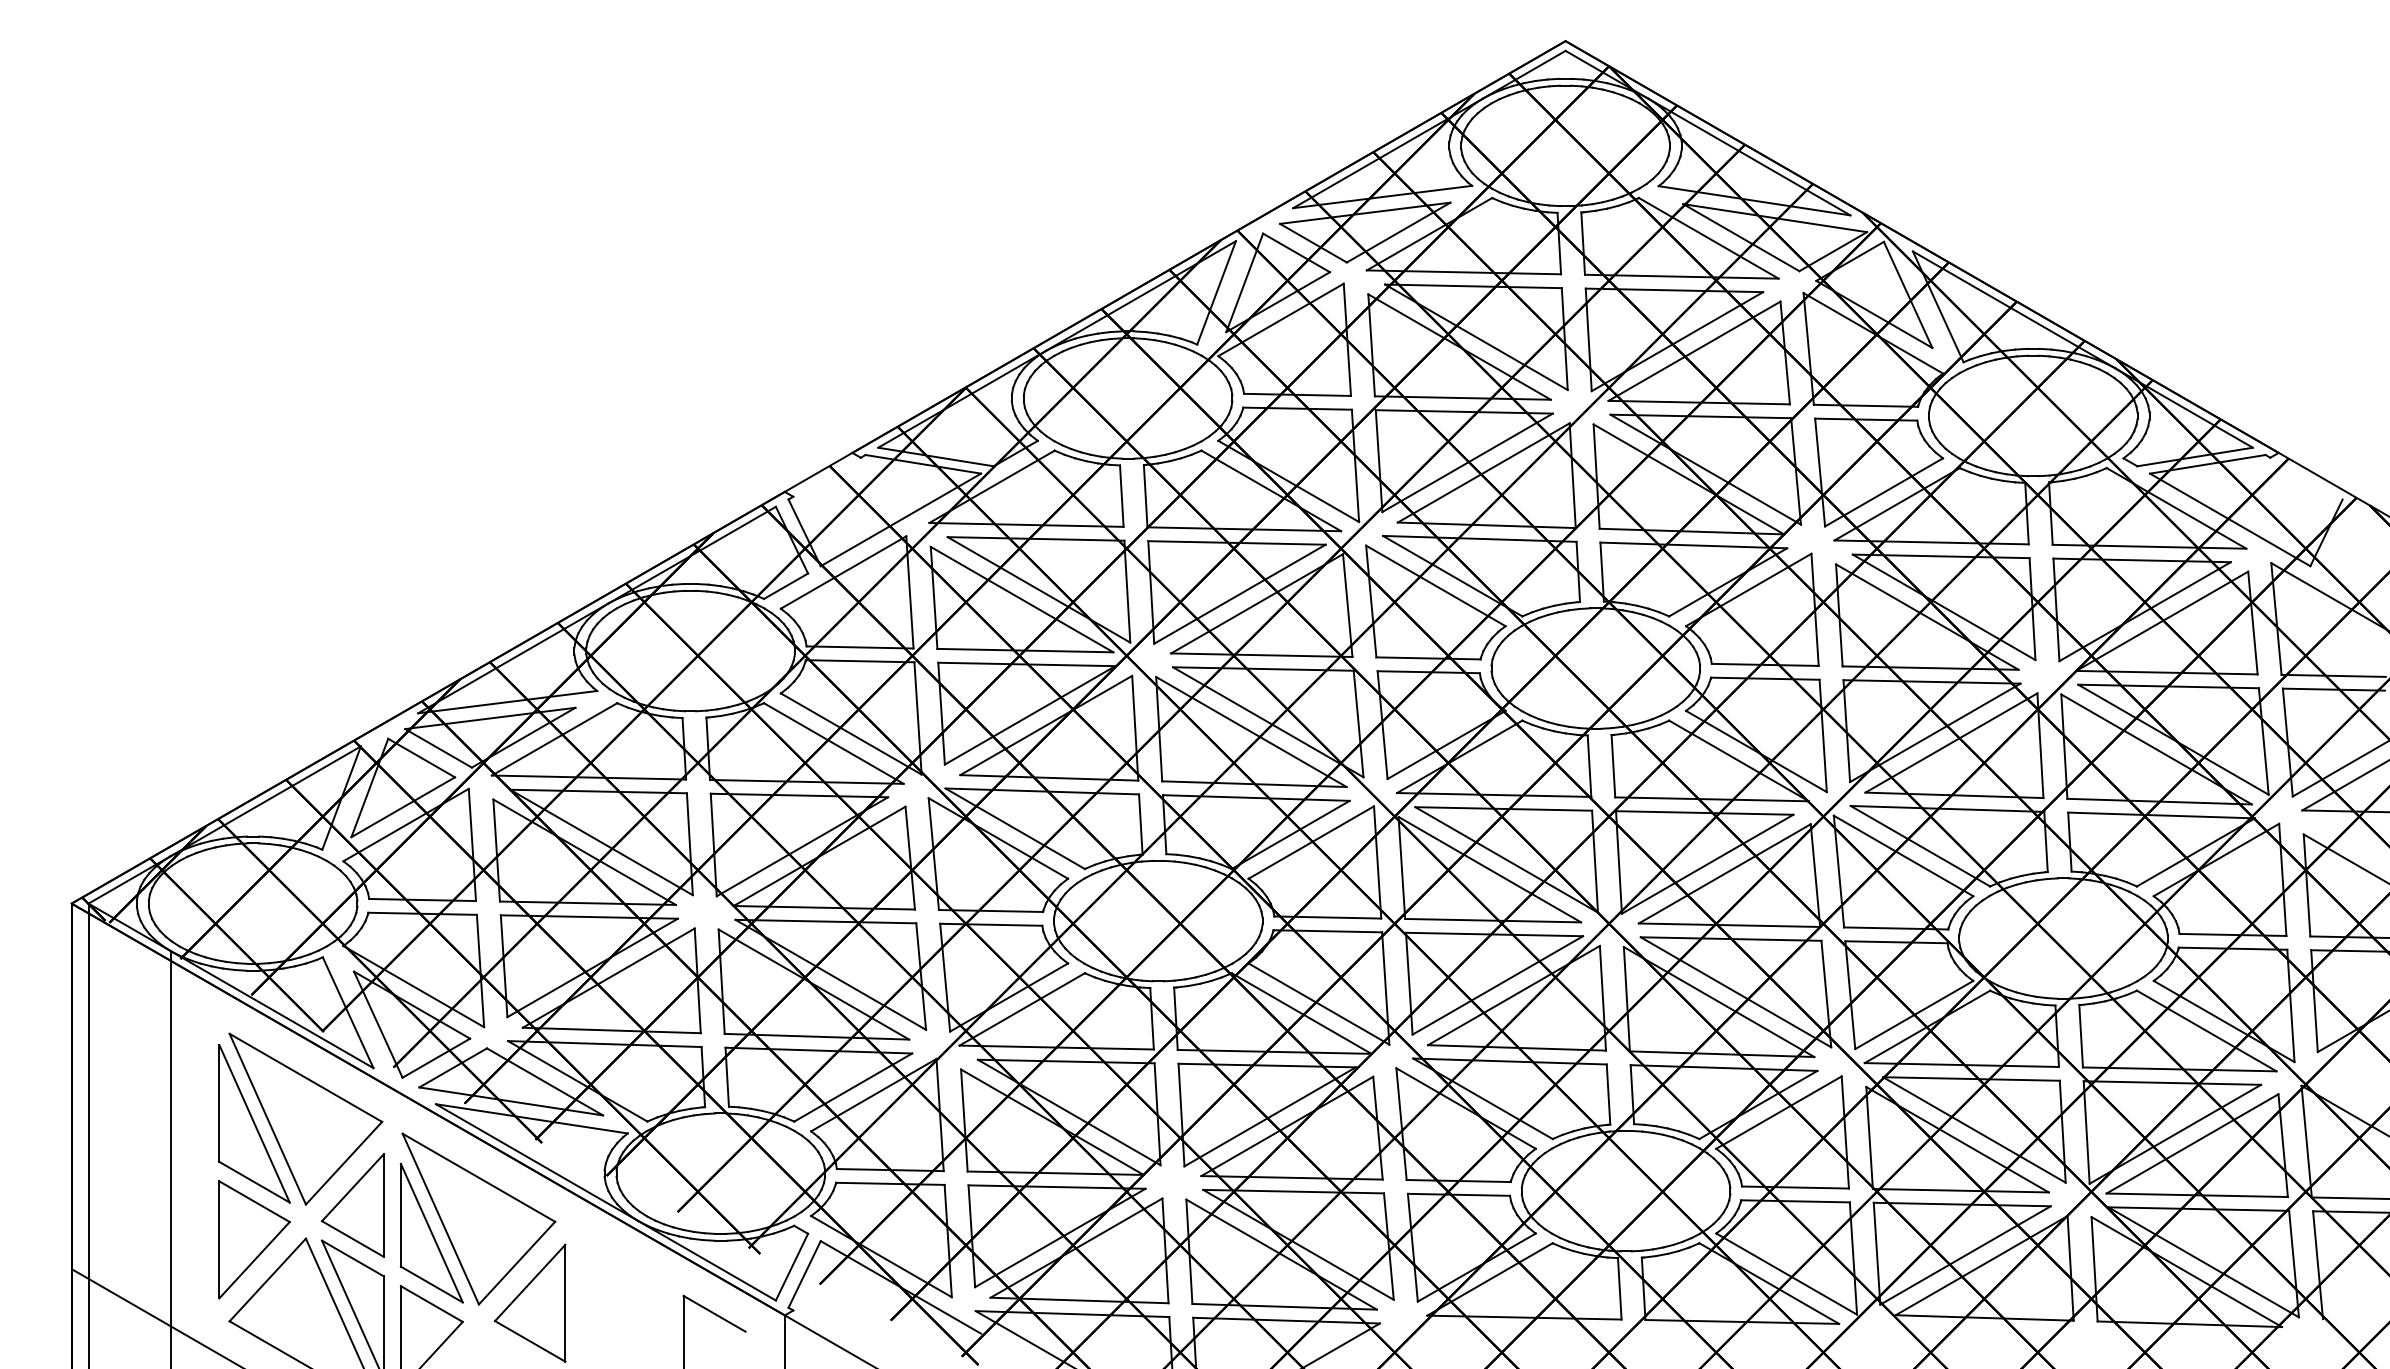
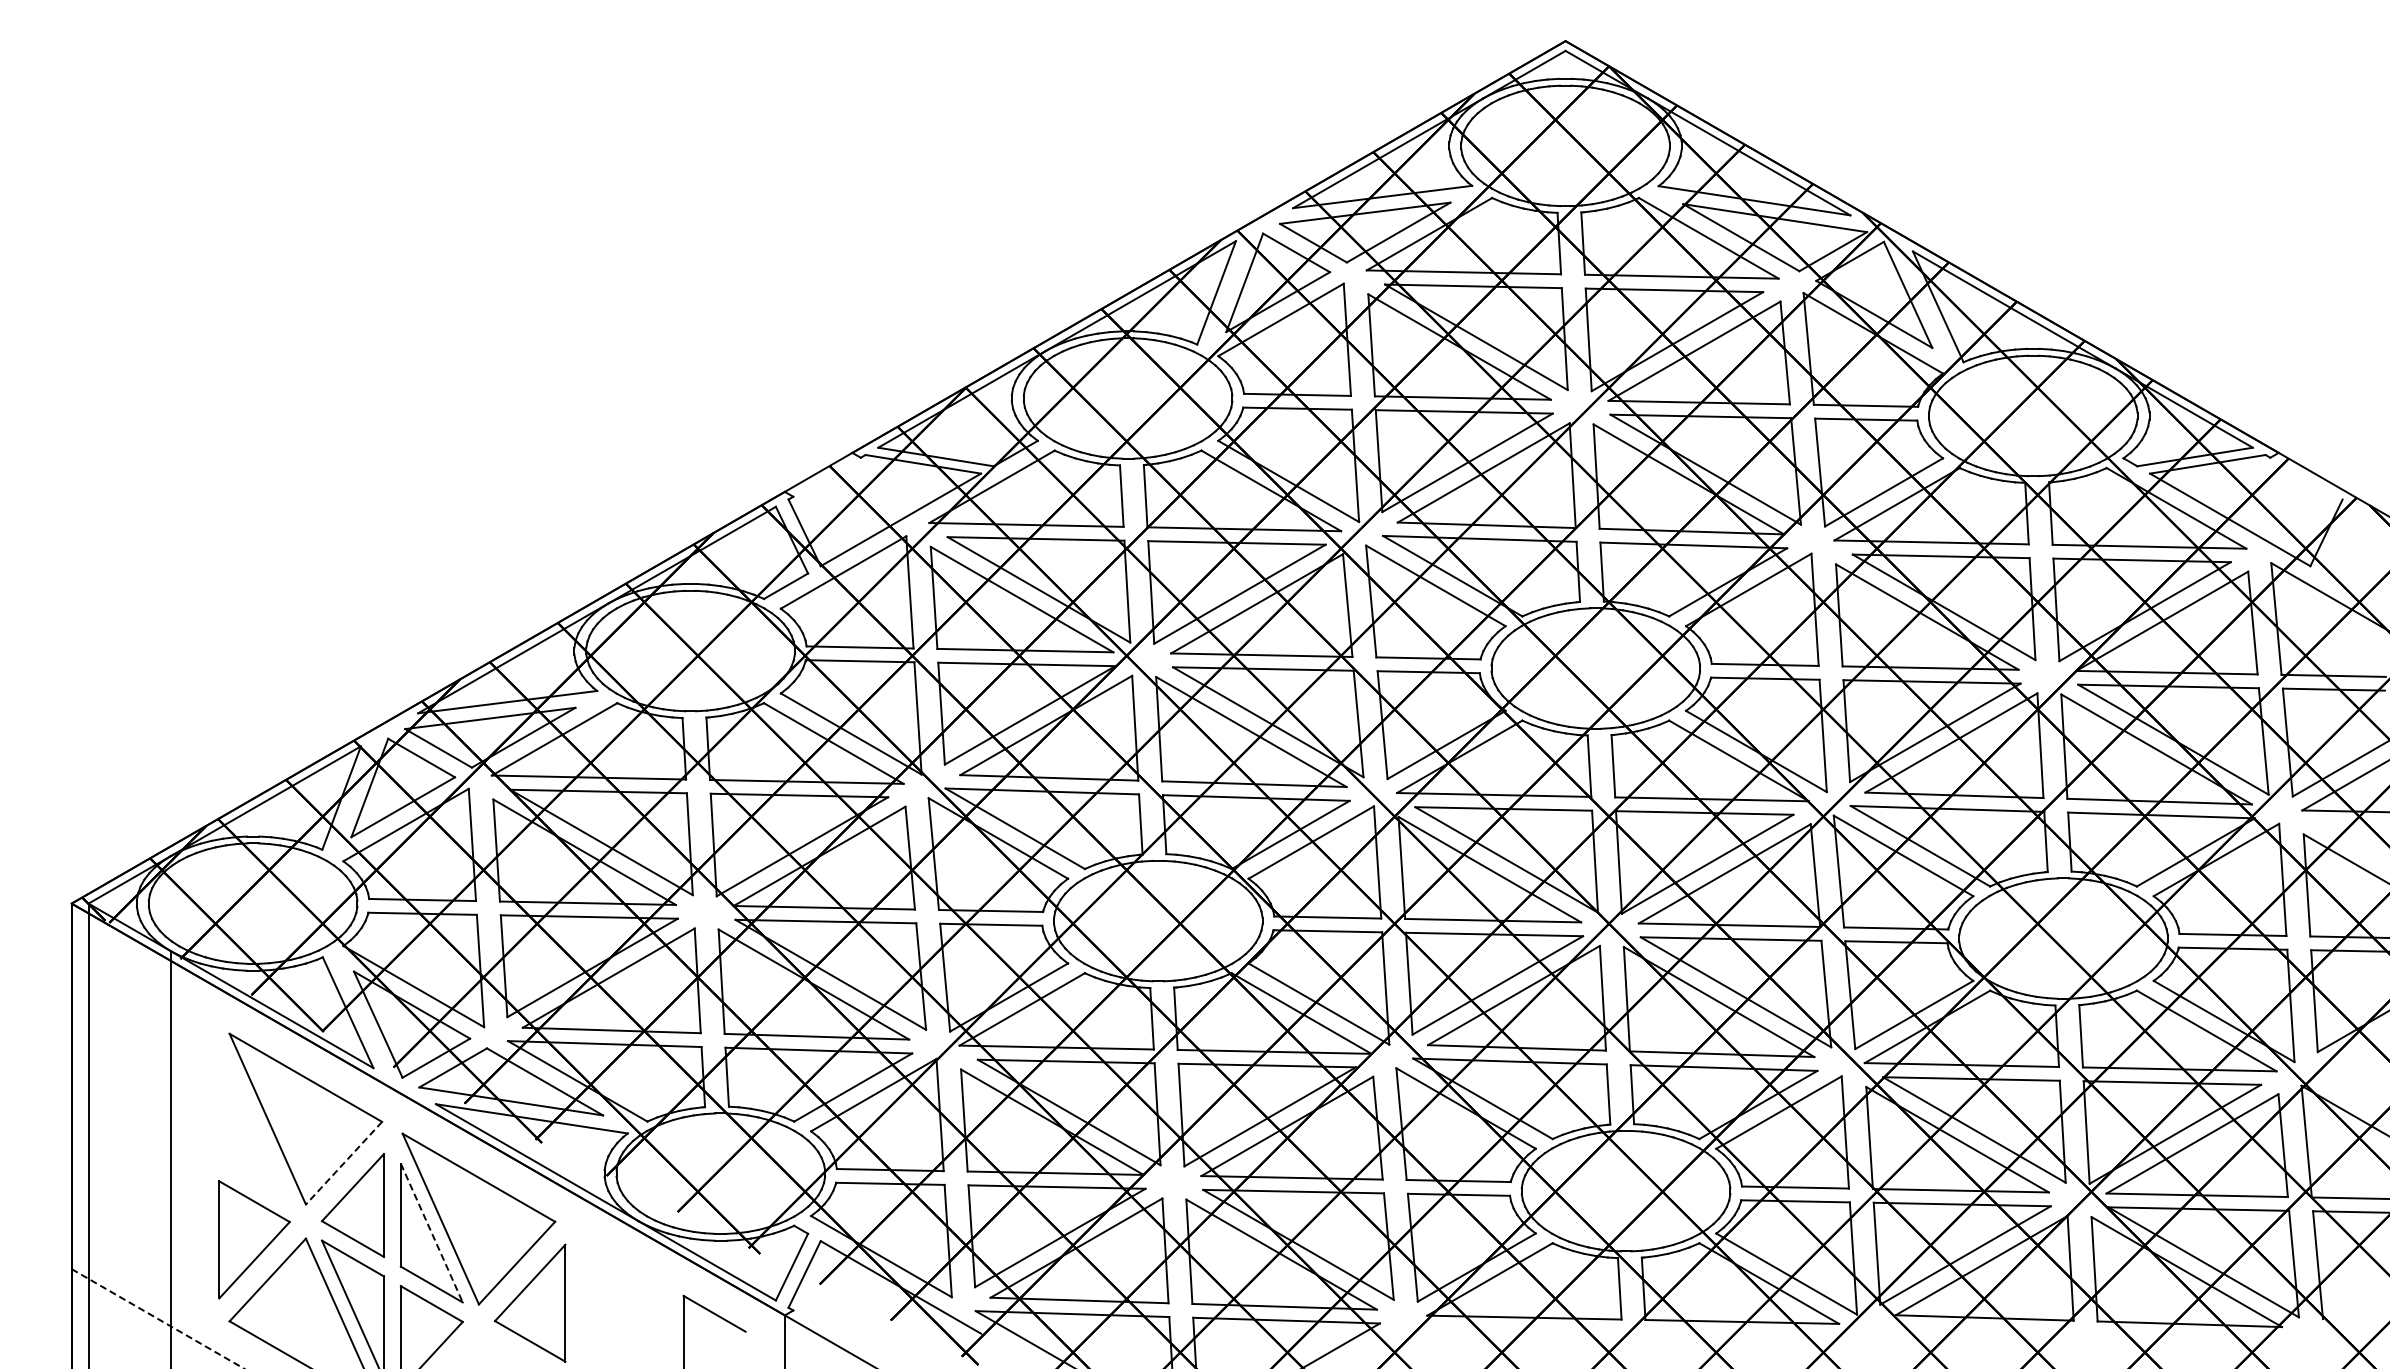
part: present -> none (254, 1123)
line: solid -> dashed (343, 1163)
line: solid -> dashed (431, 1233)
line: solid -> dashed (158, 1319)
